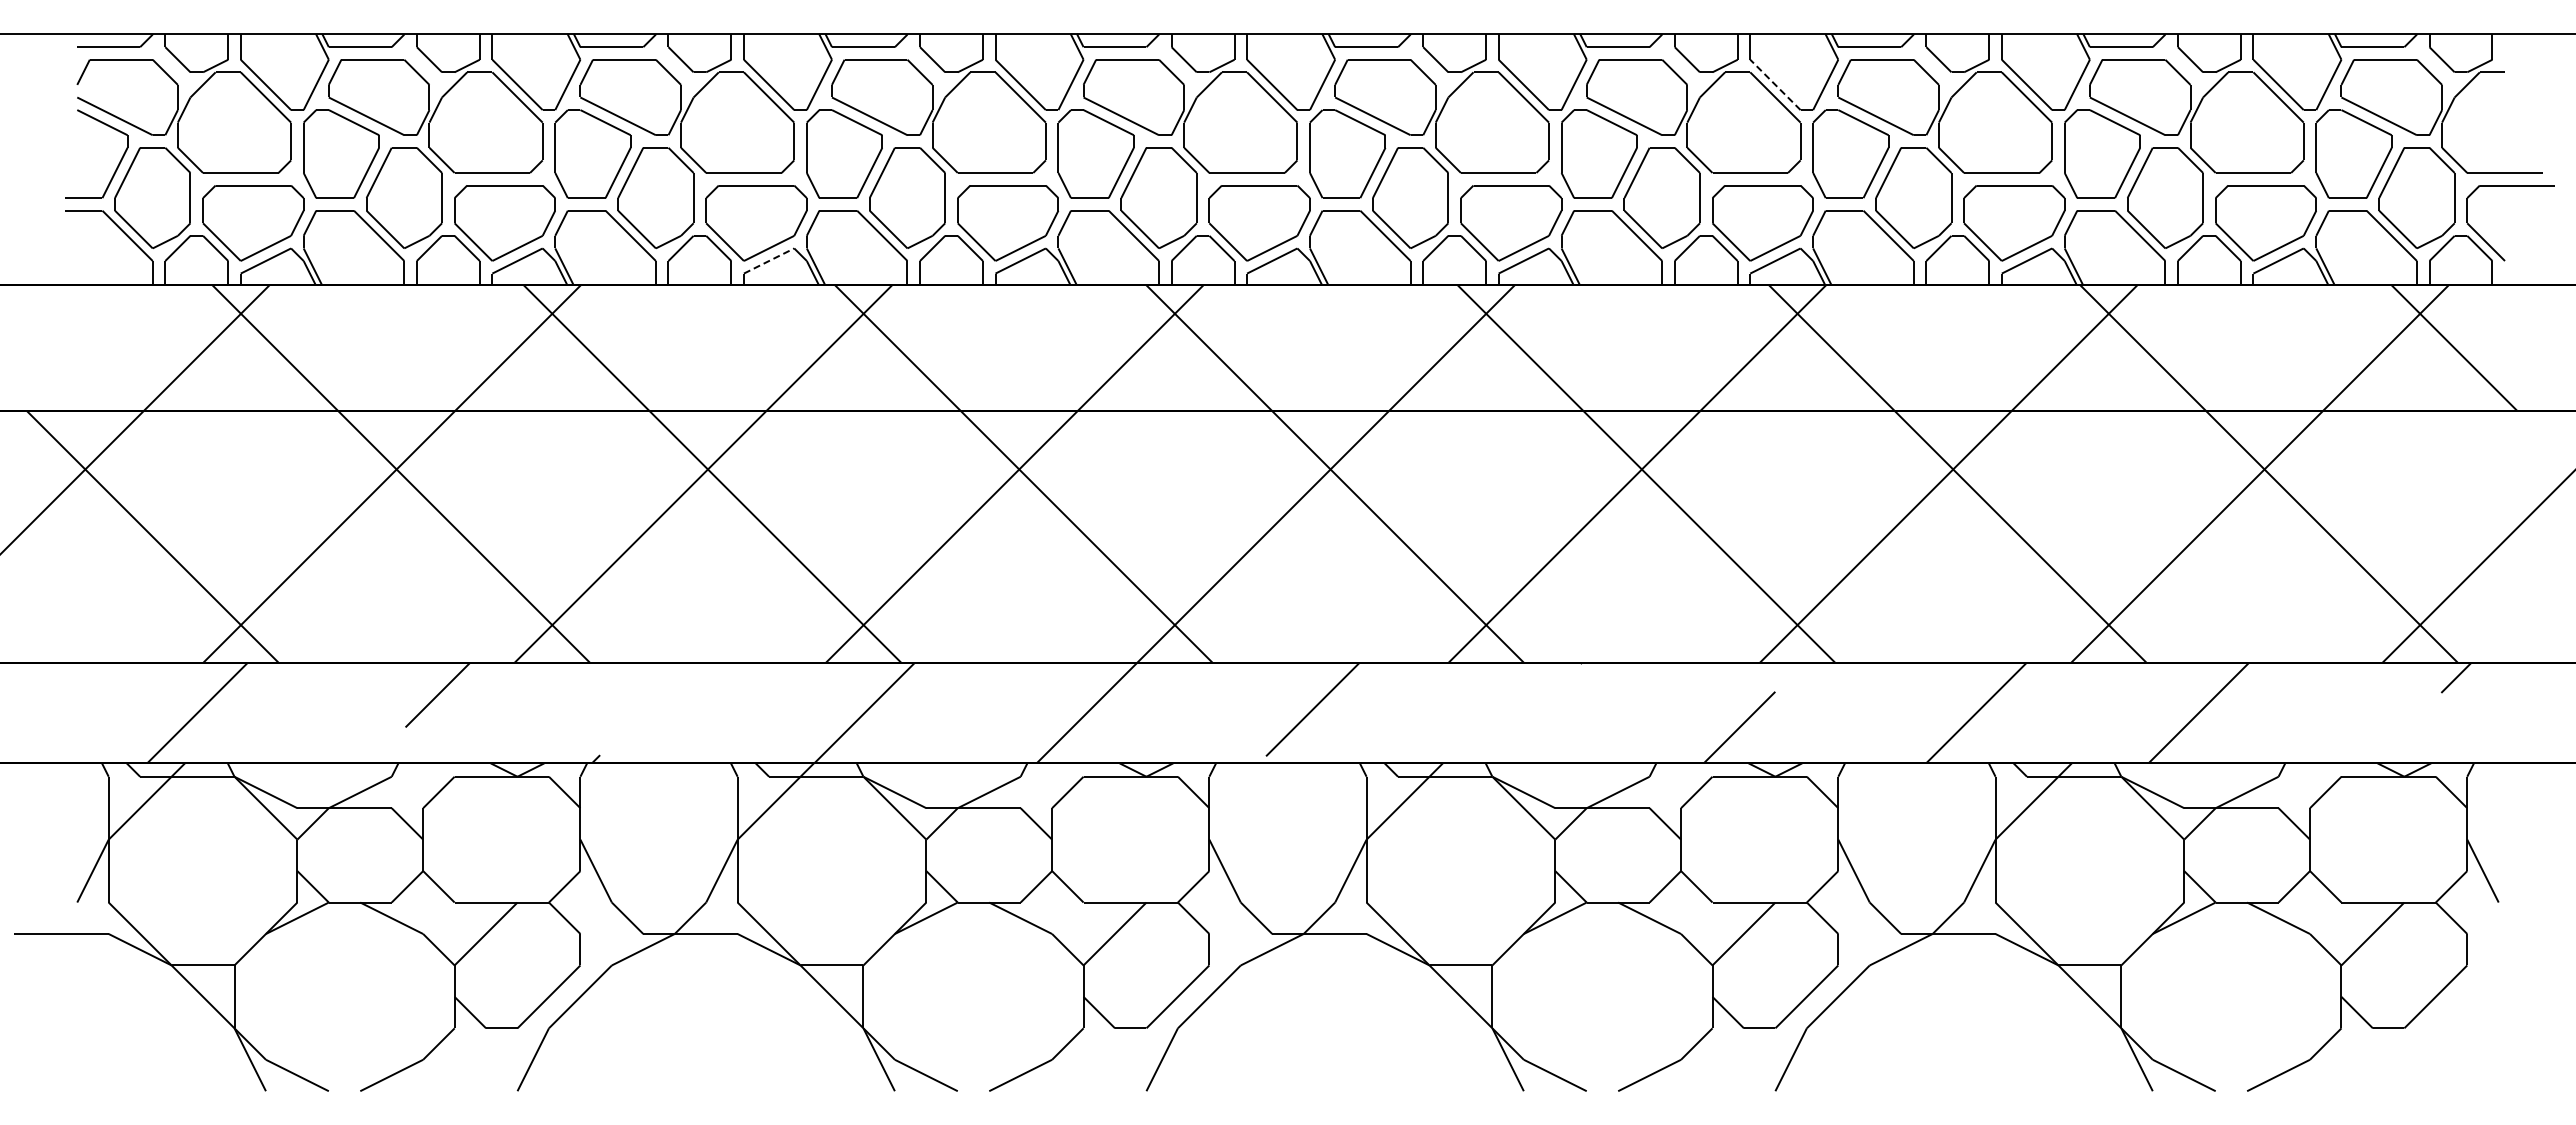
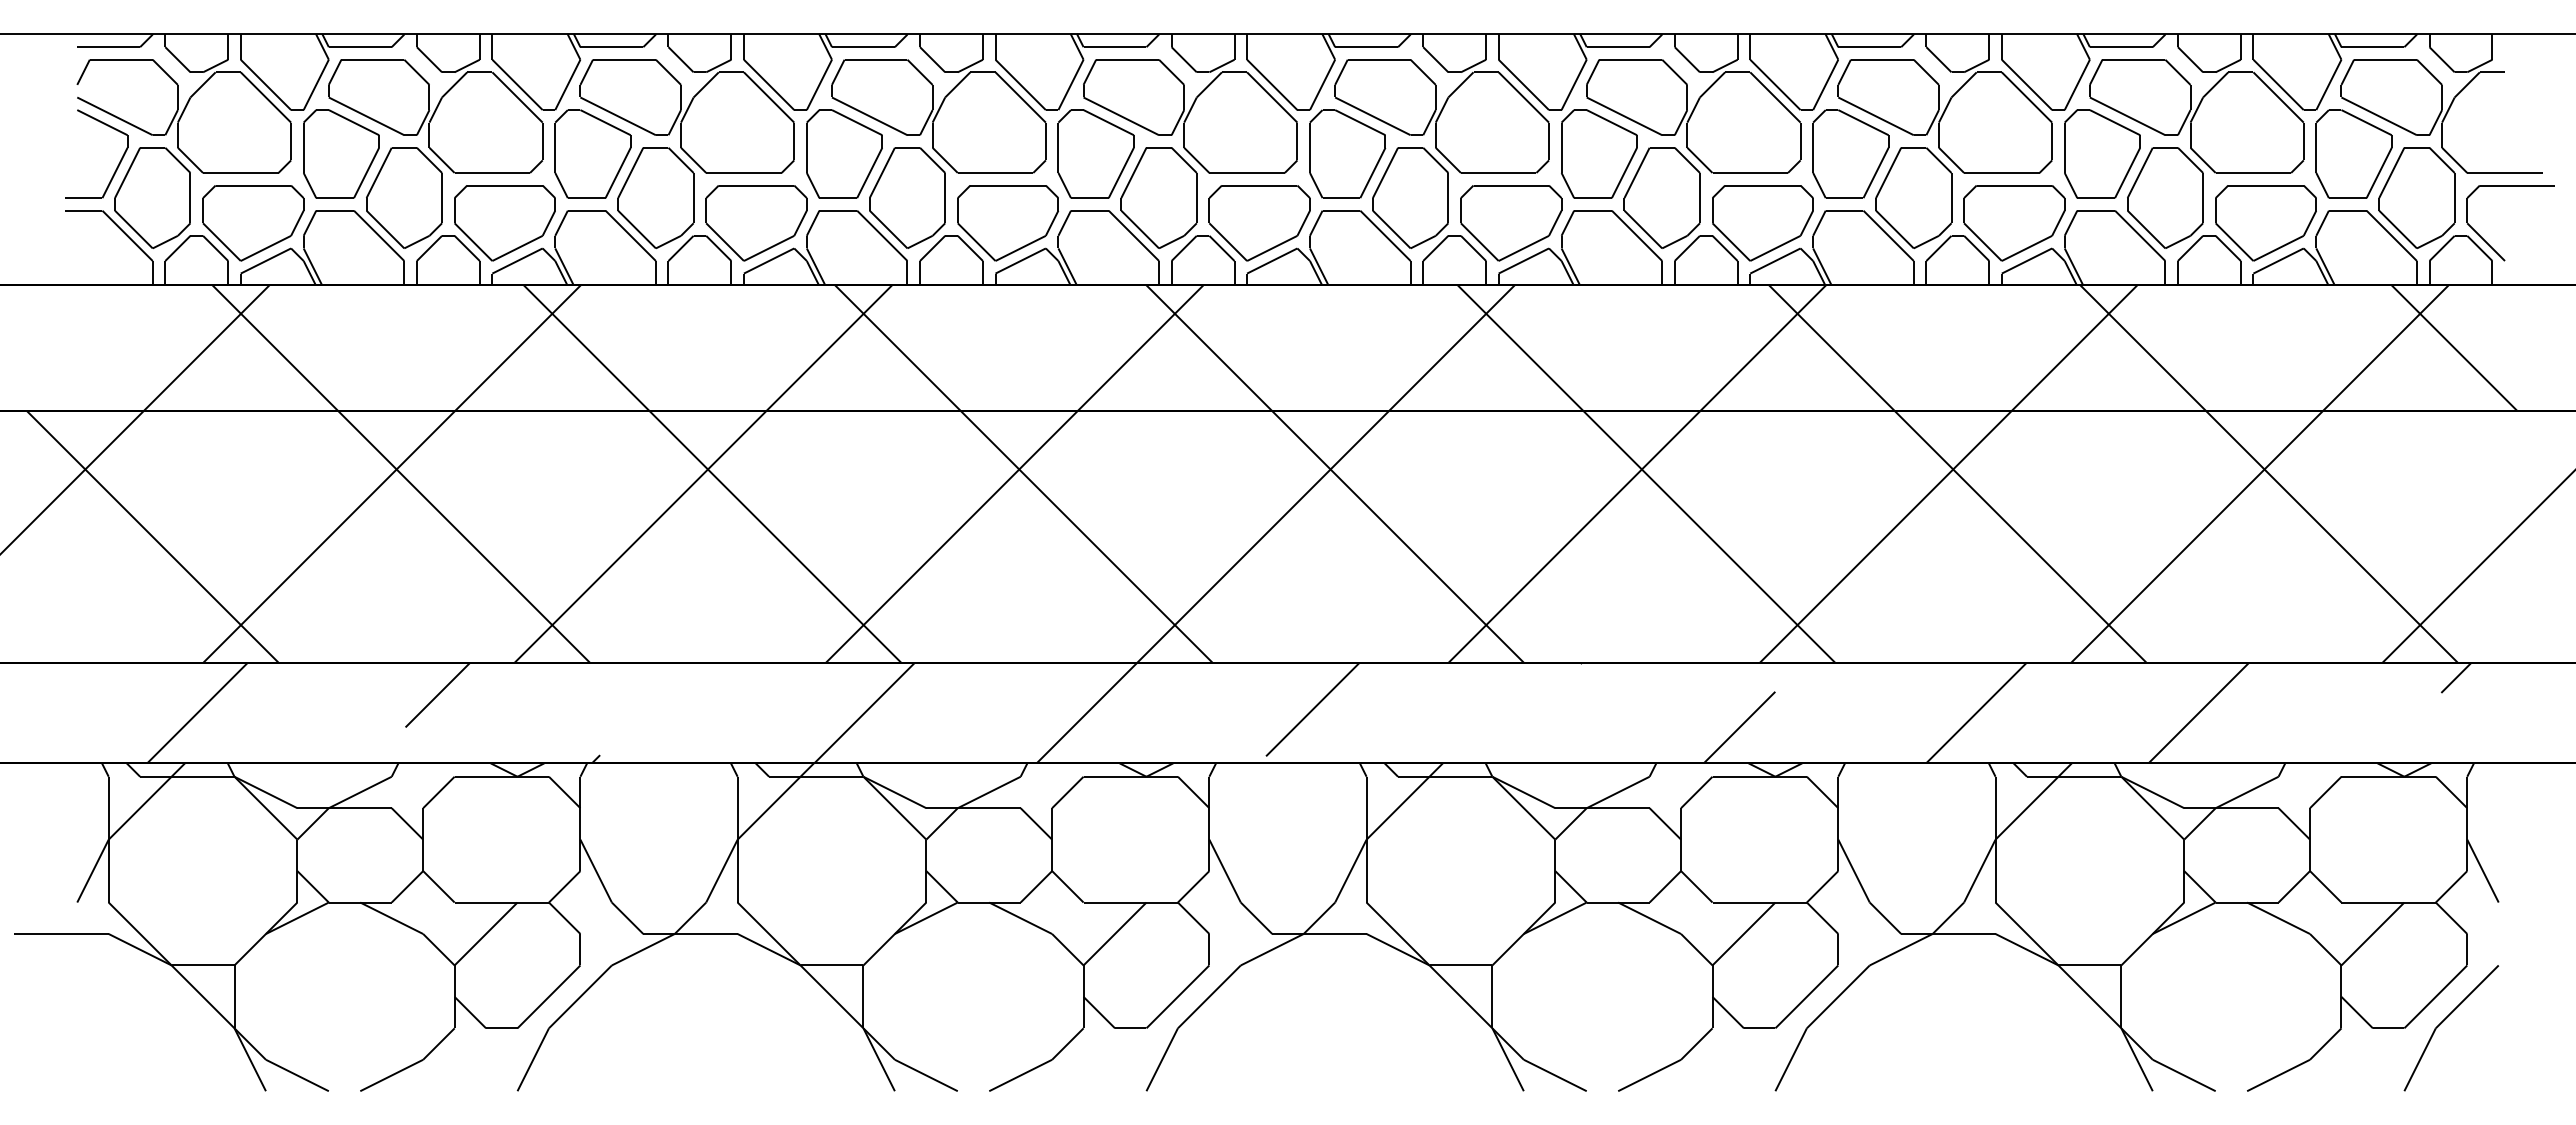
line: dashed -> solid (1775, 84)
line: dashed -> solid (769, 260)
part: none -> present (2444, 1021)
